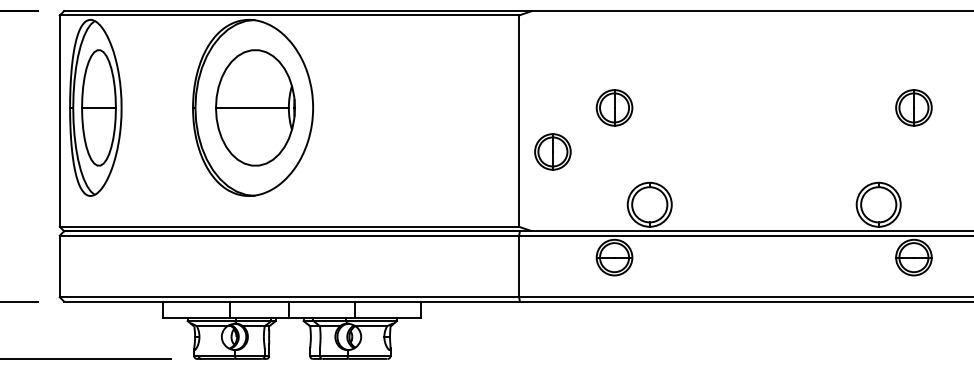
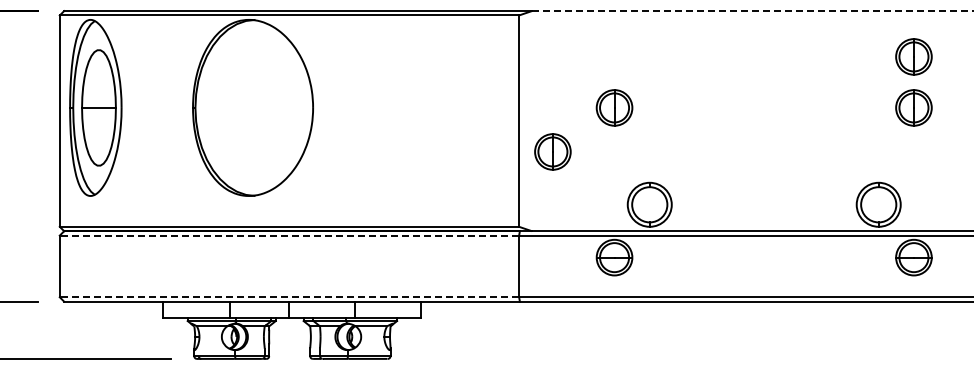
line: solid -> dashed (752, 11)
part: none -> present (913, 56)
part: present -> none (255, 107)
line: solid -> dashed (289, 235)
line: solid -> dashed (289, 297)
